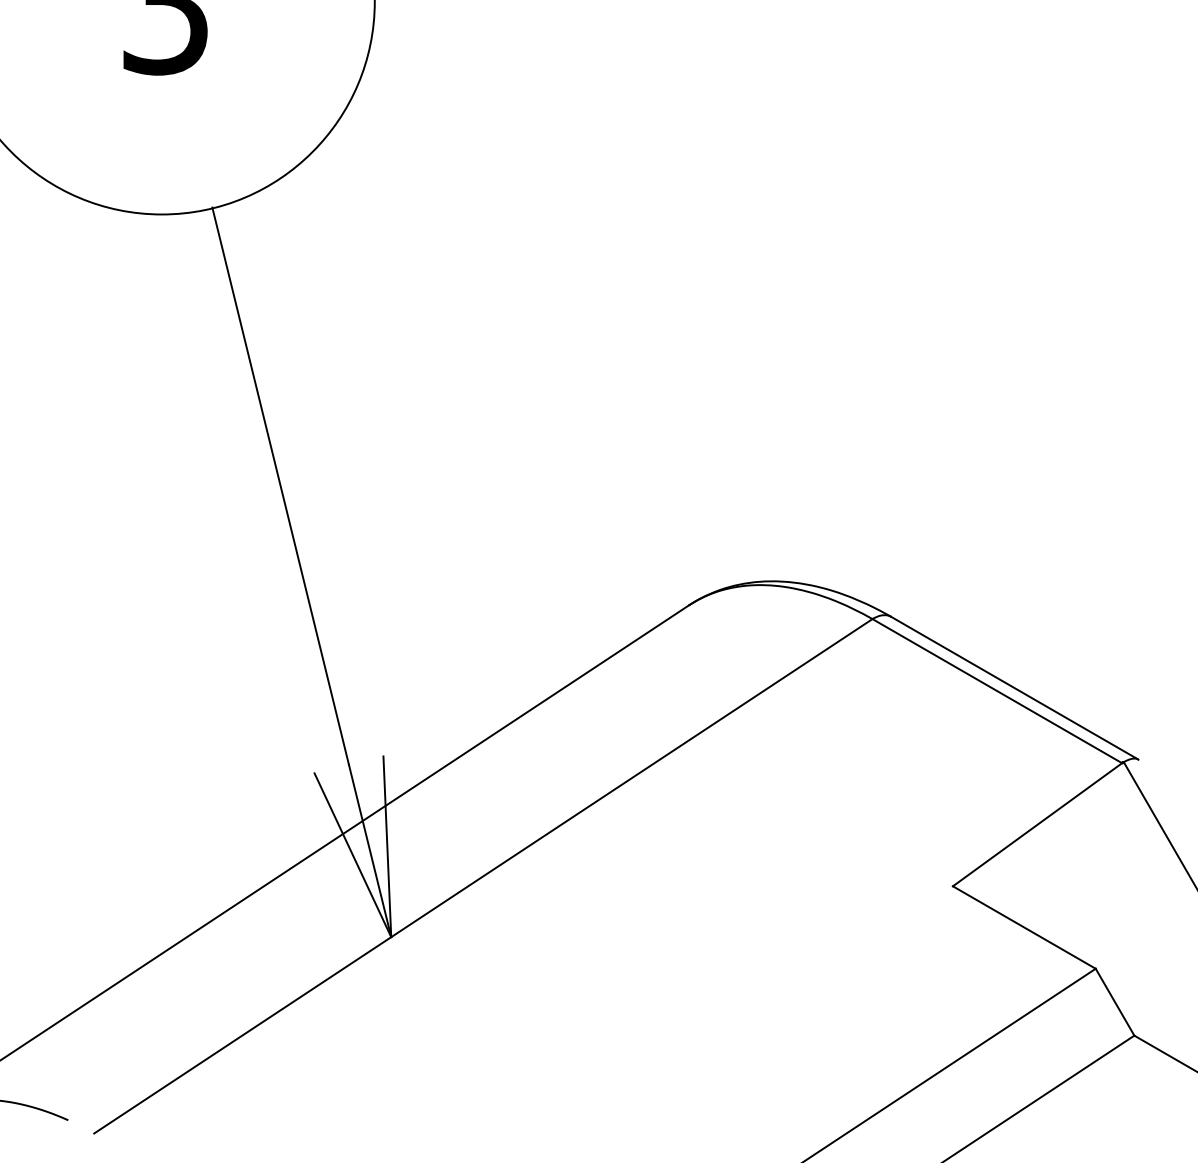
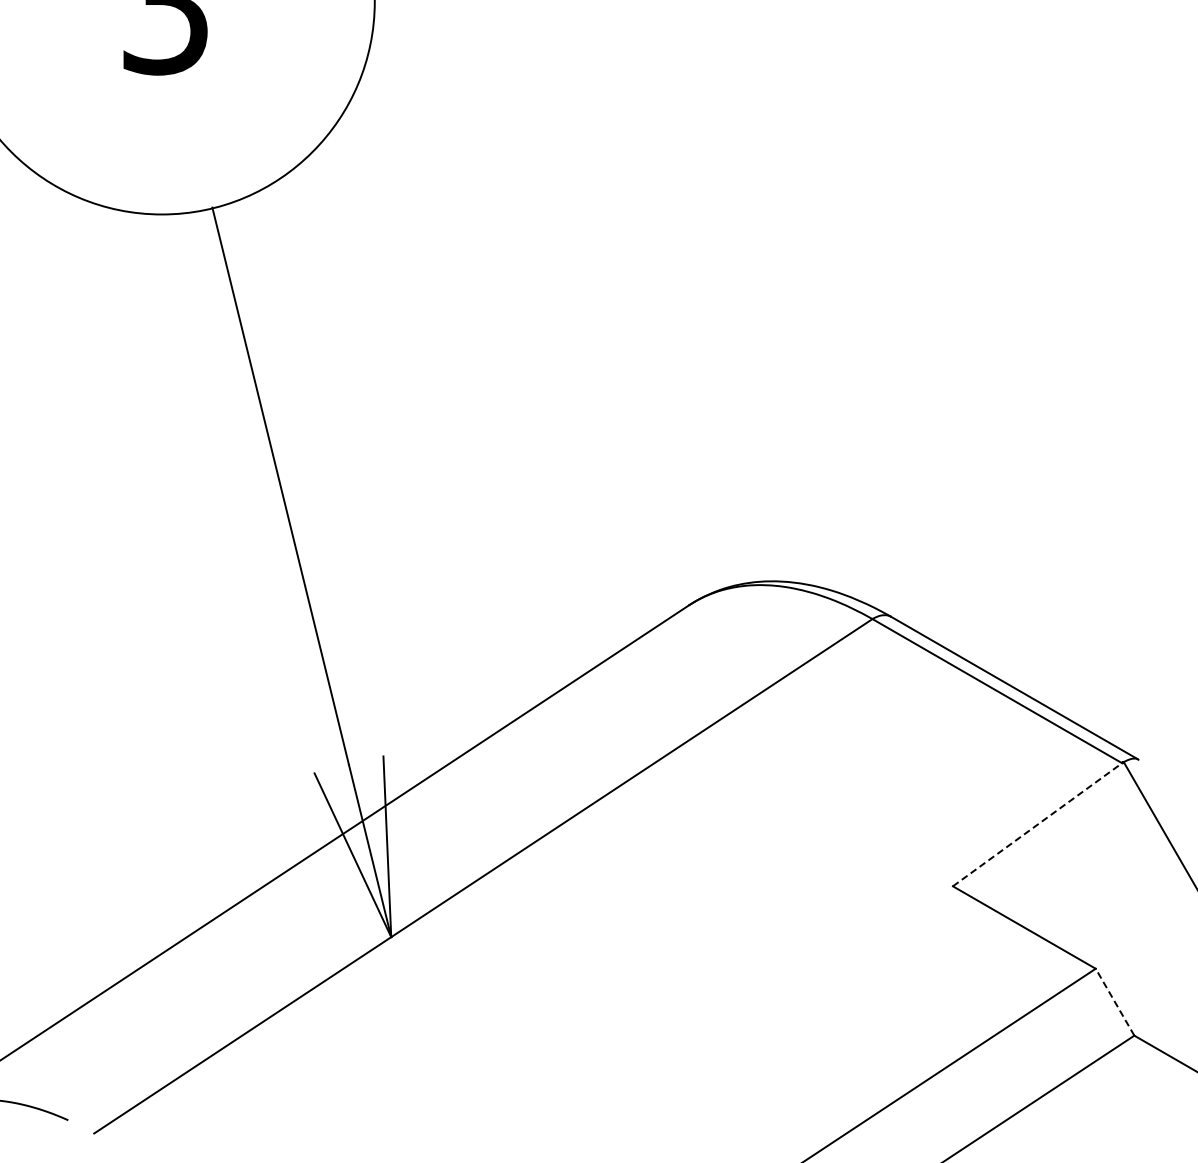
line: solid -> dashed (1037, 824)
line: solid -> dashed (1115, 1002)
